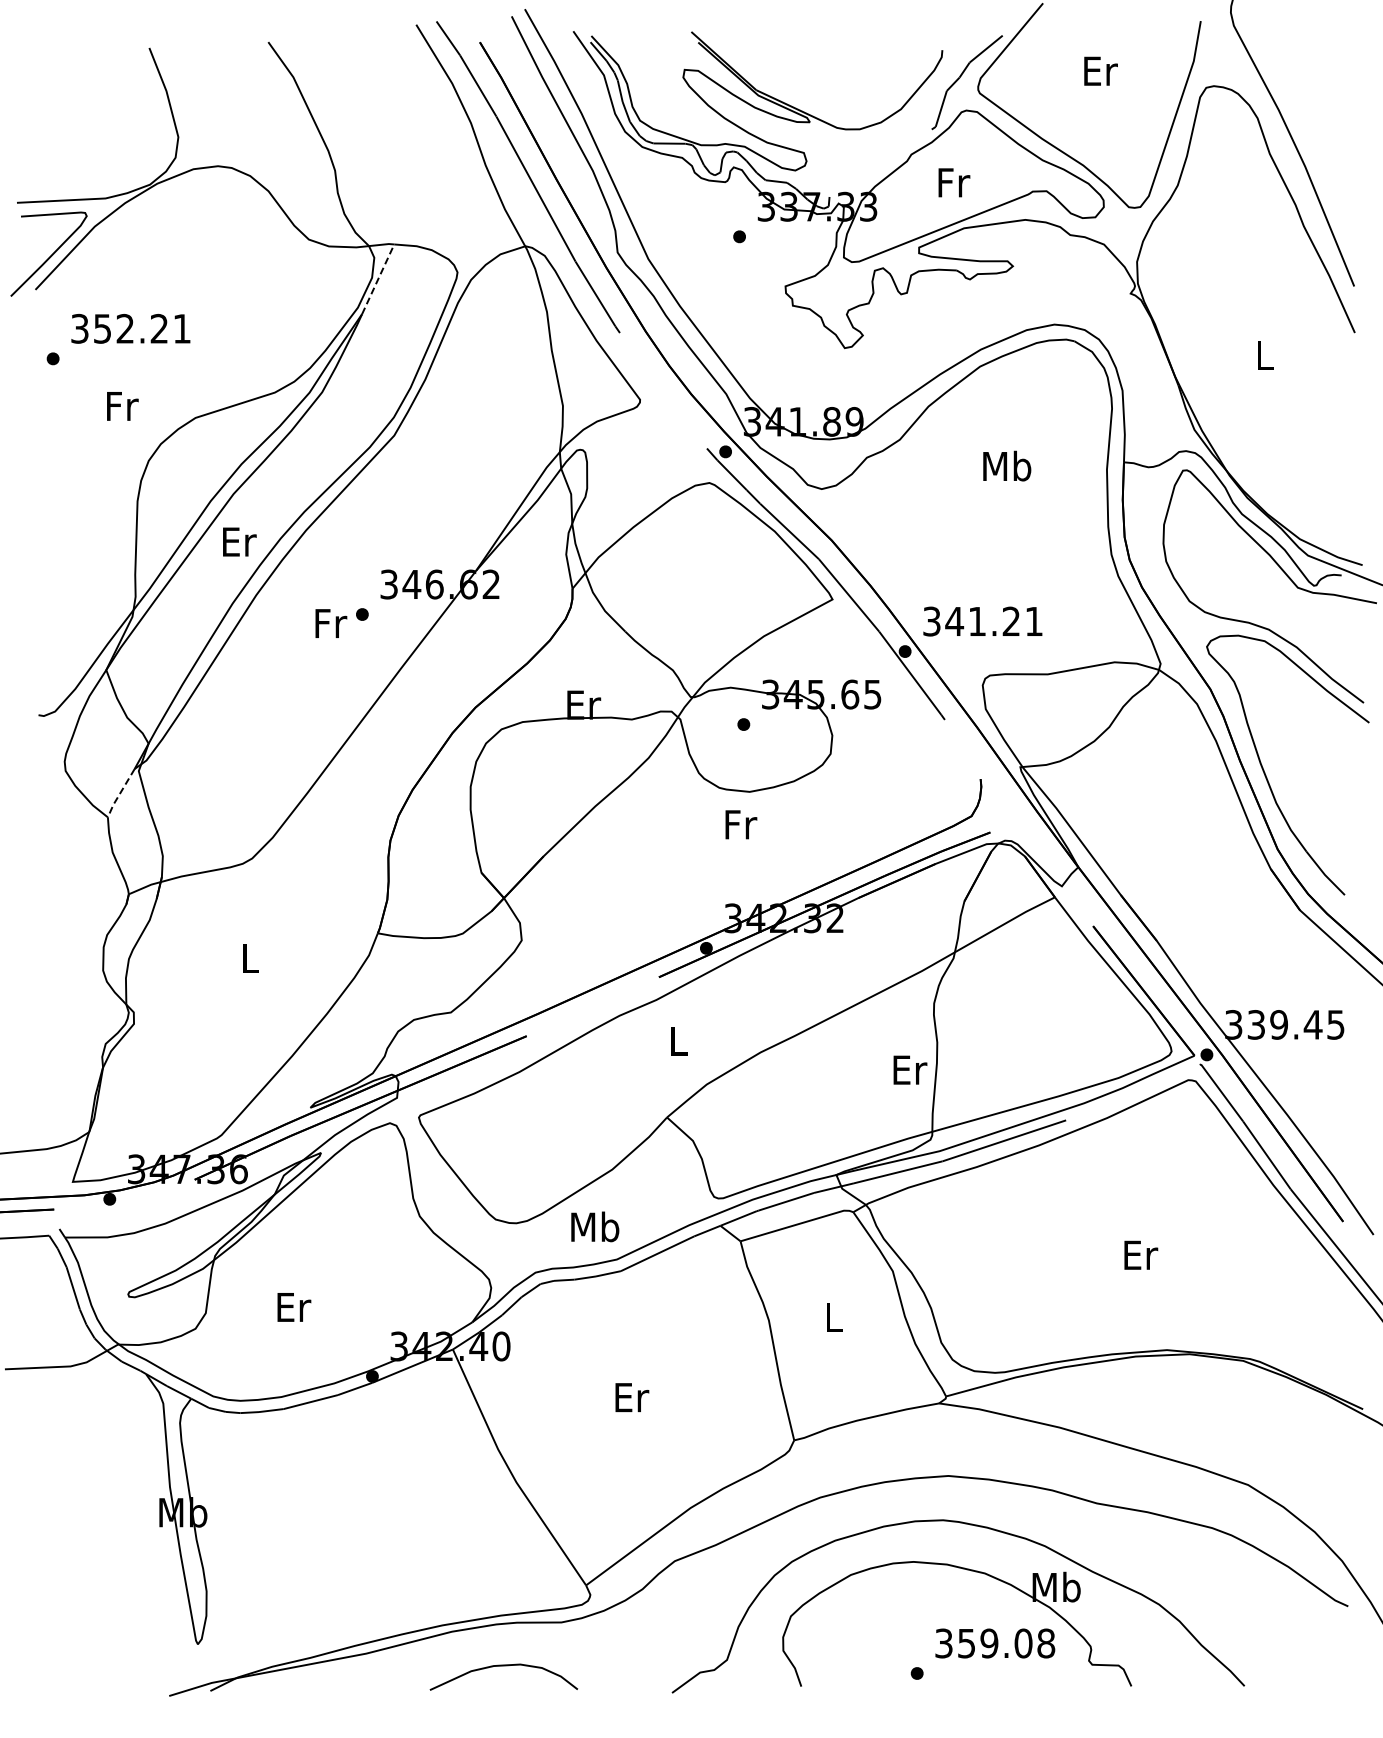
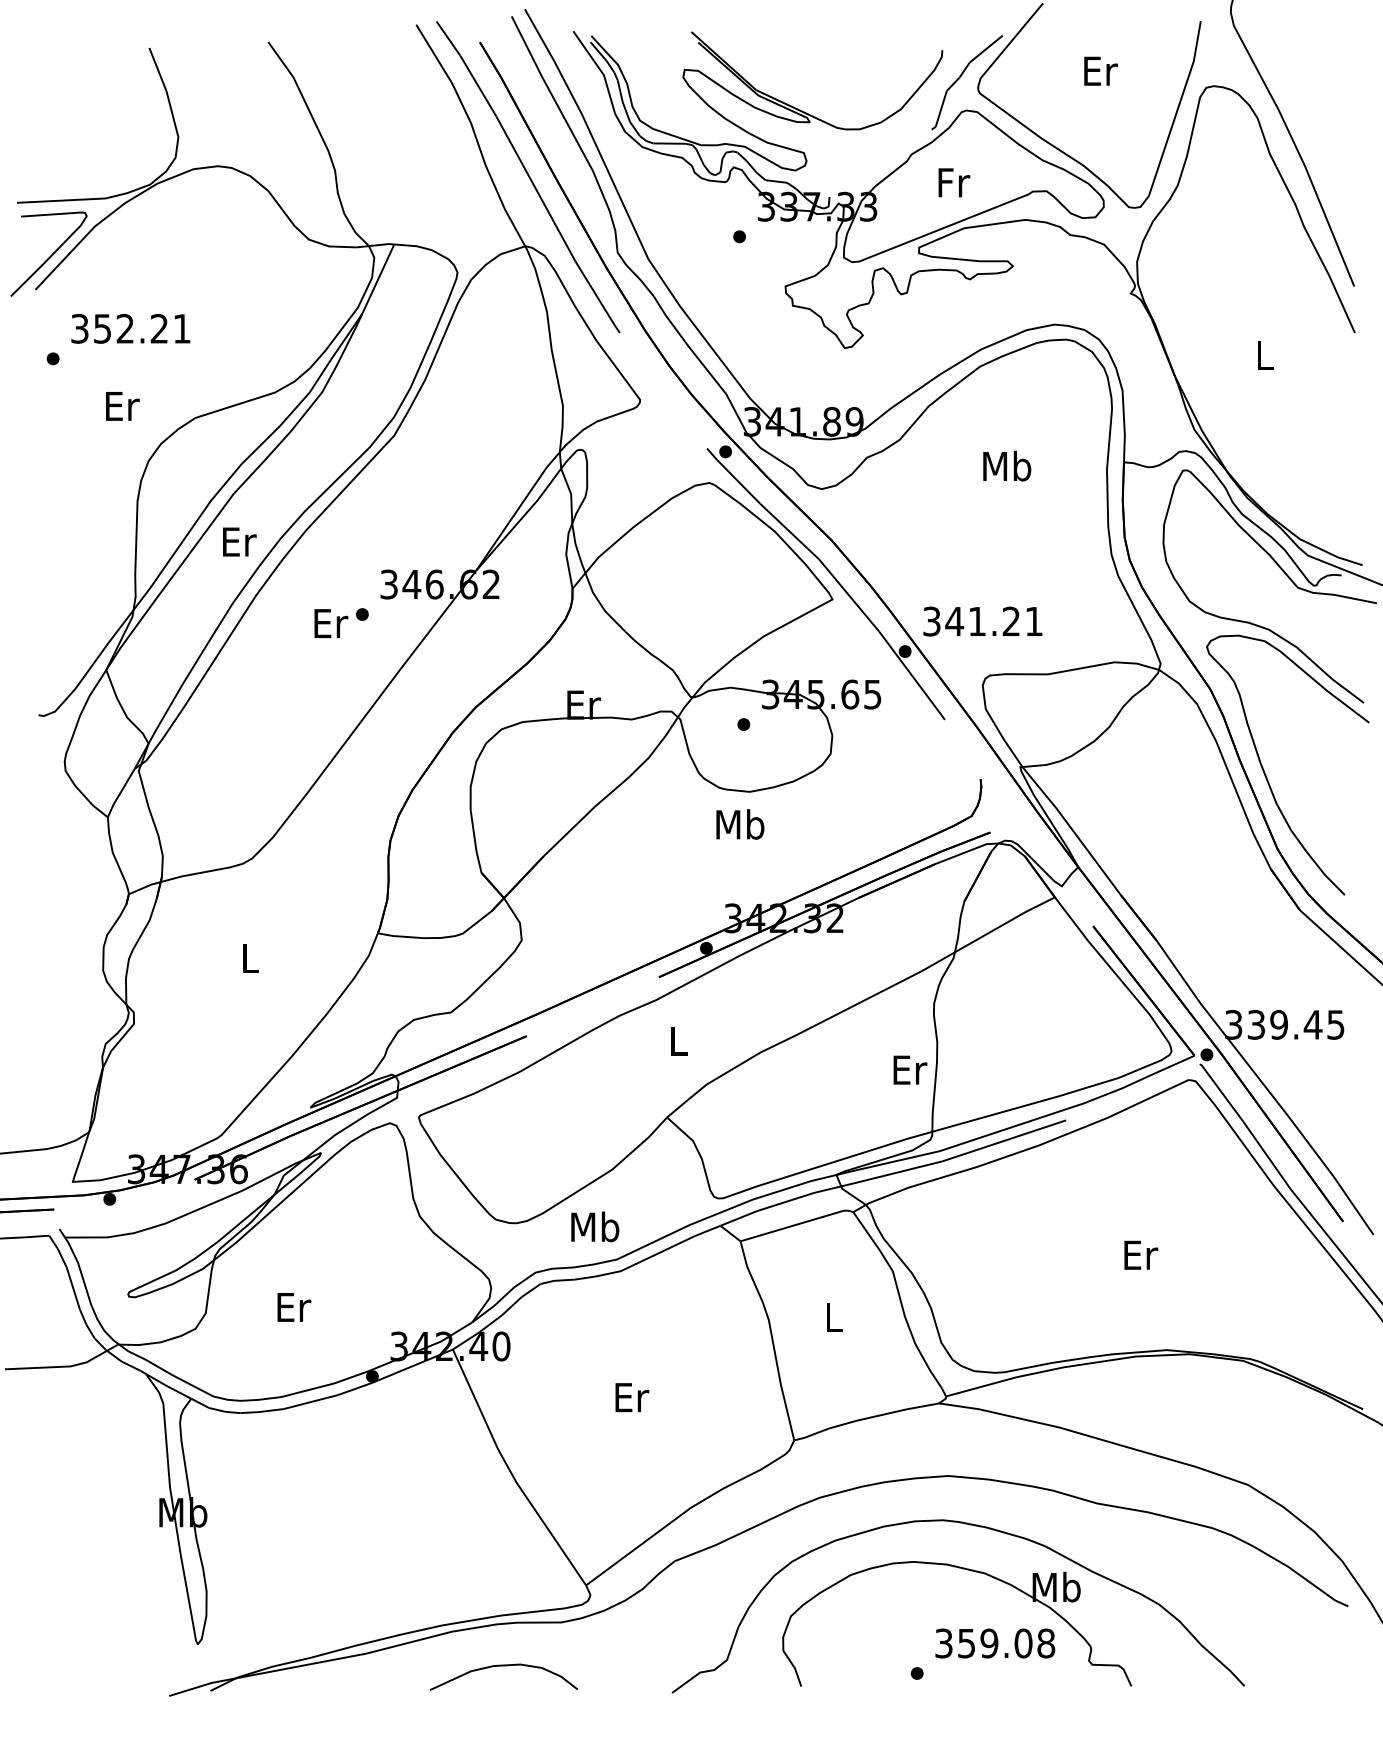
line: dashed -> solid (378, 278)
text: Fr -> Er (122, 406)
text: Fr -> Er (331, 623)
line: dashed -> solid (119, 793)
text: Fr -> Mb (740, 824)
